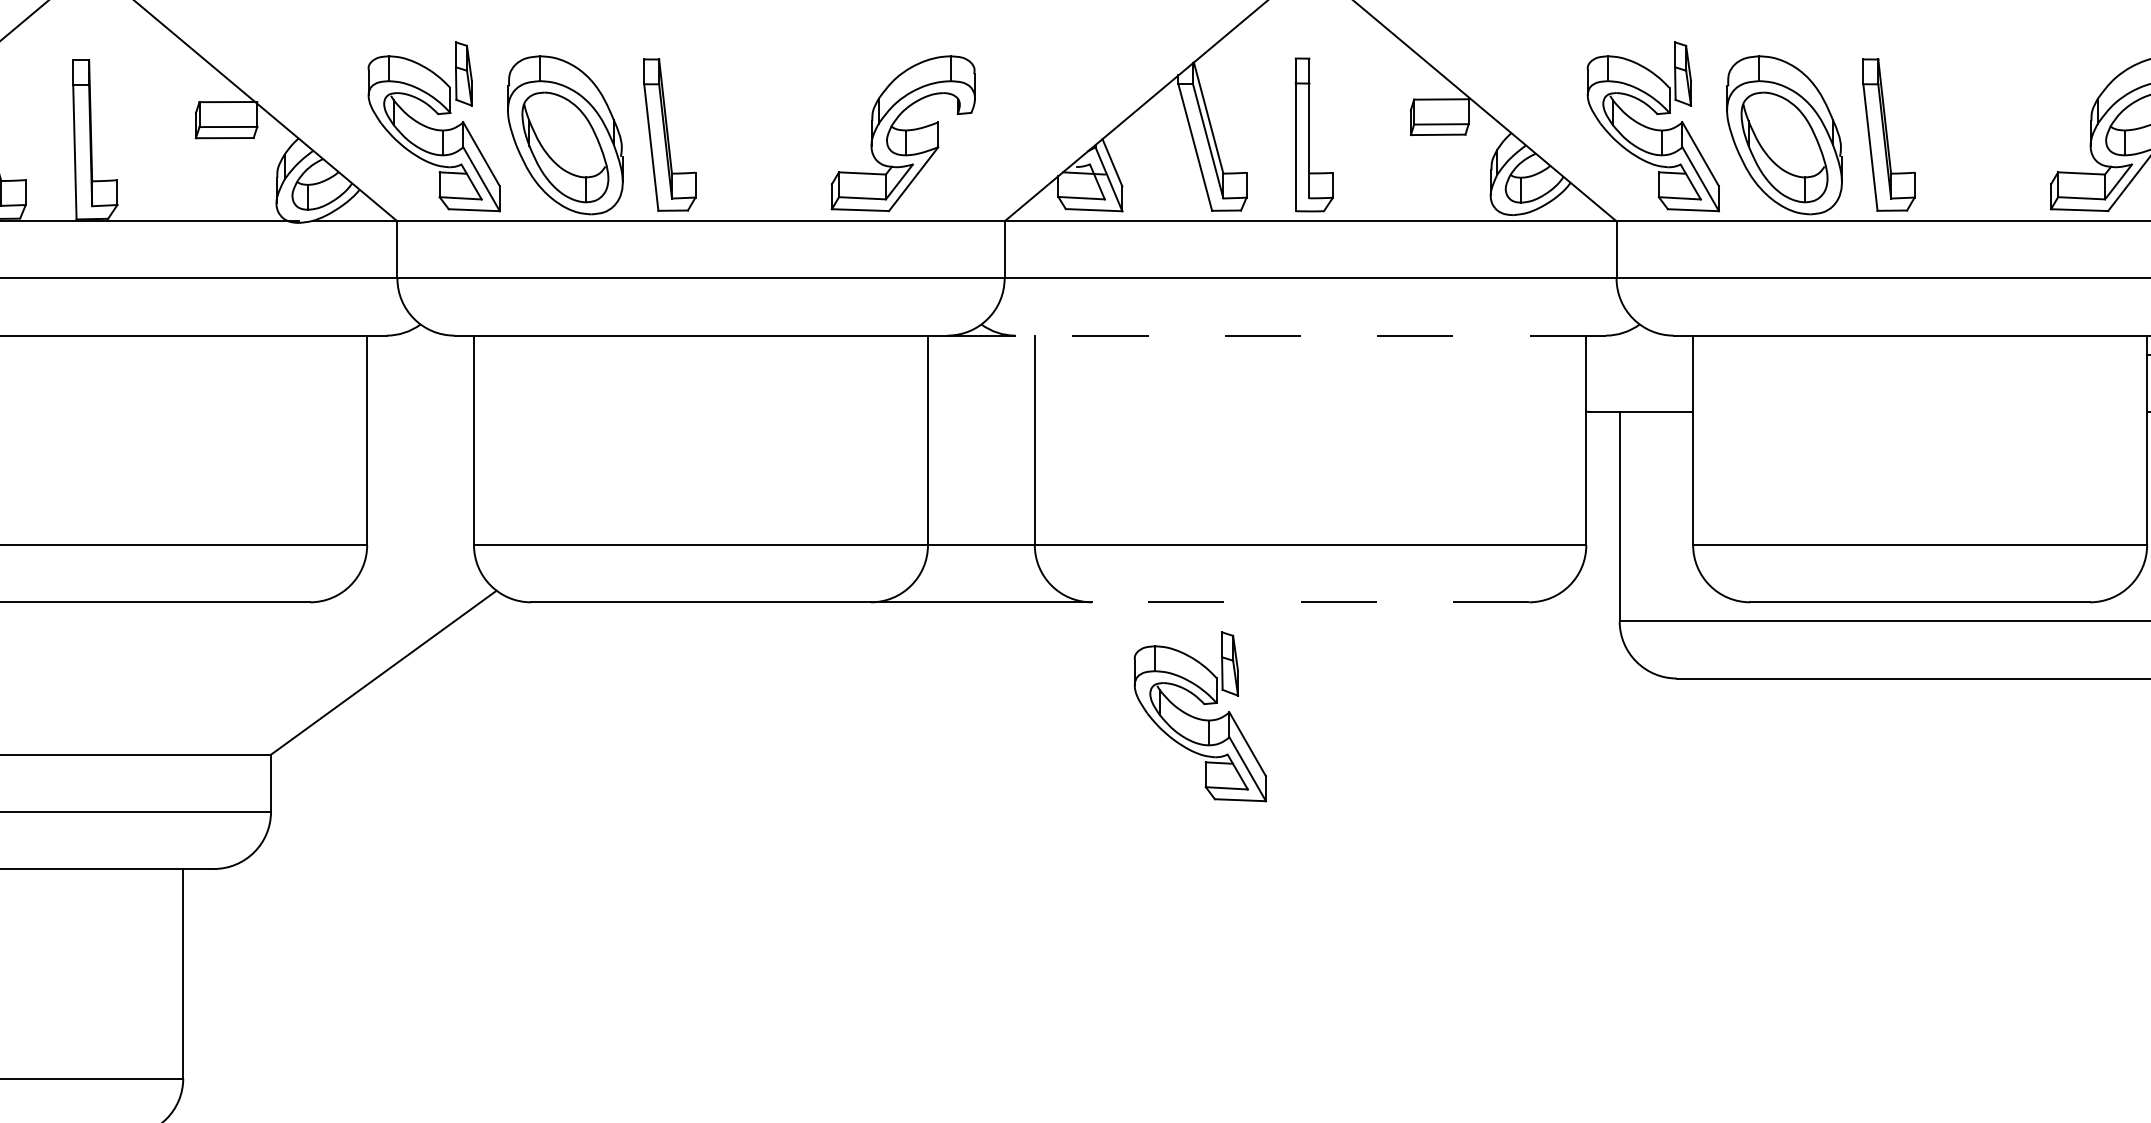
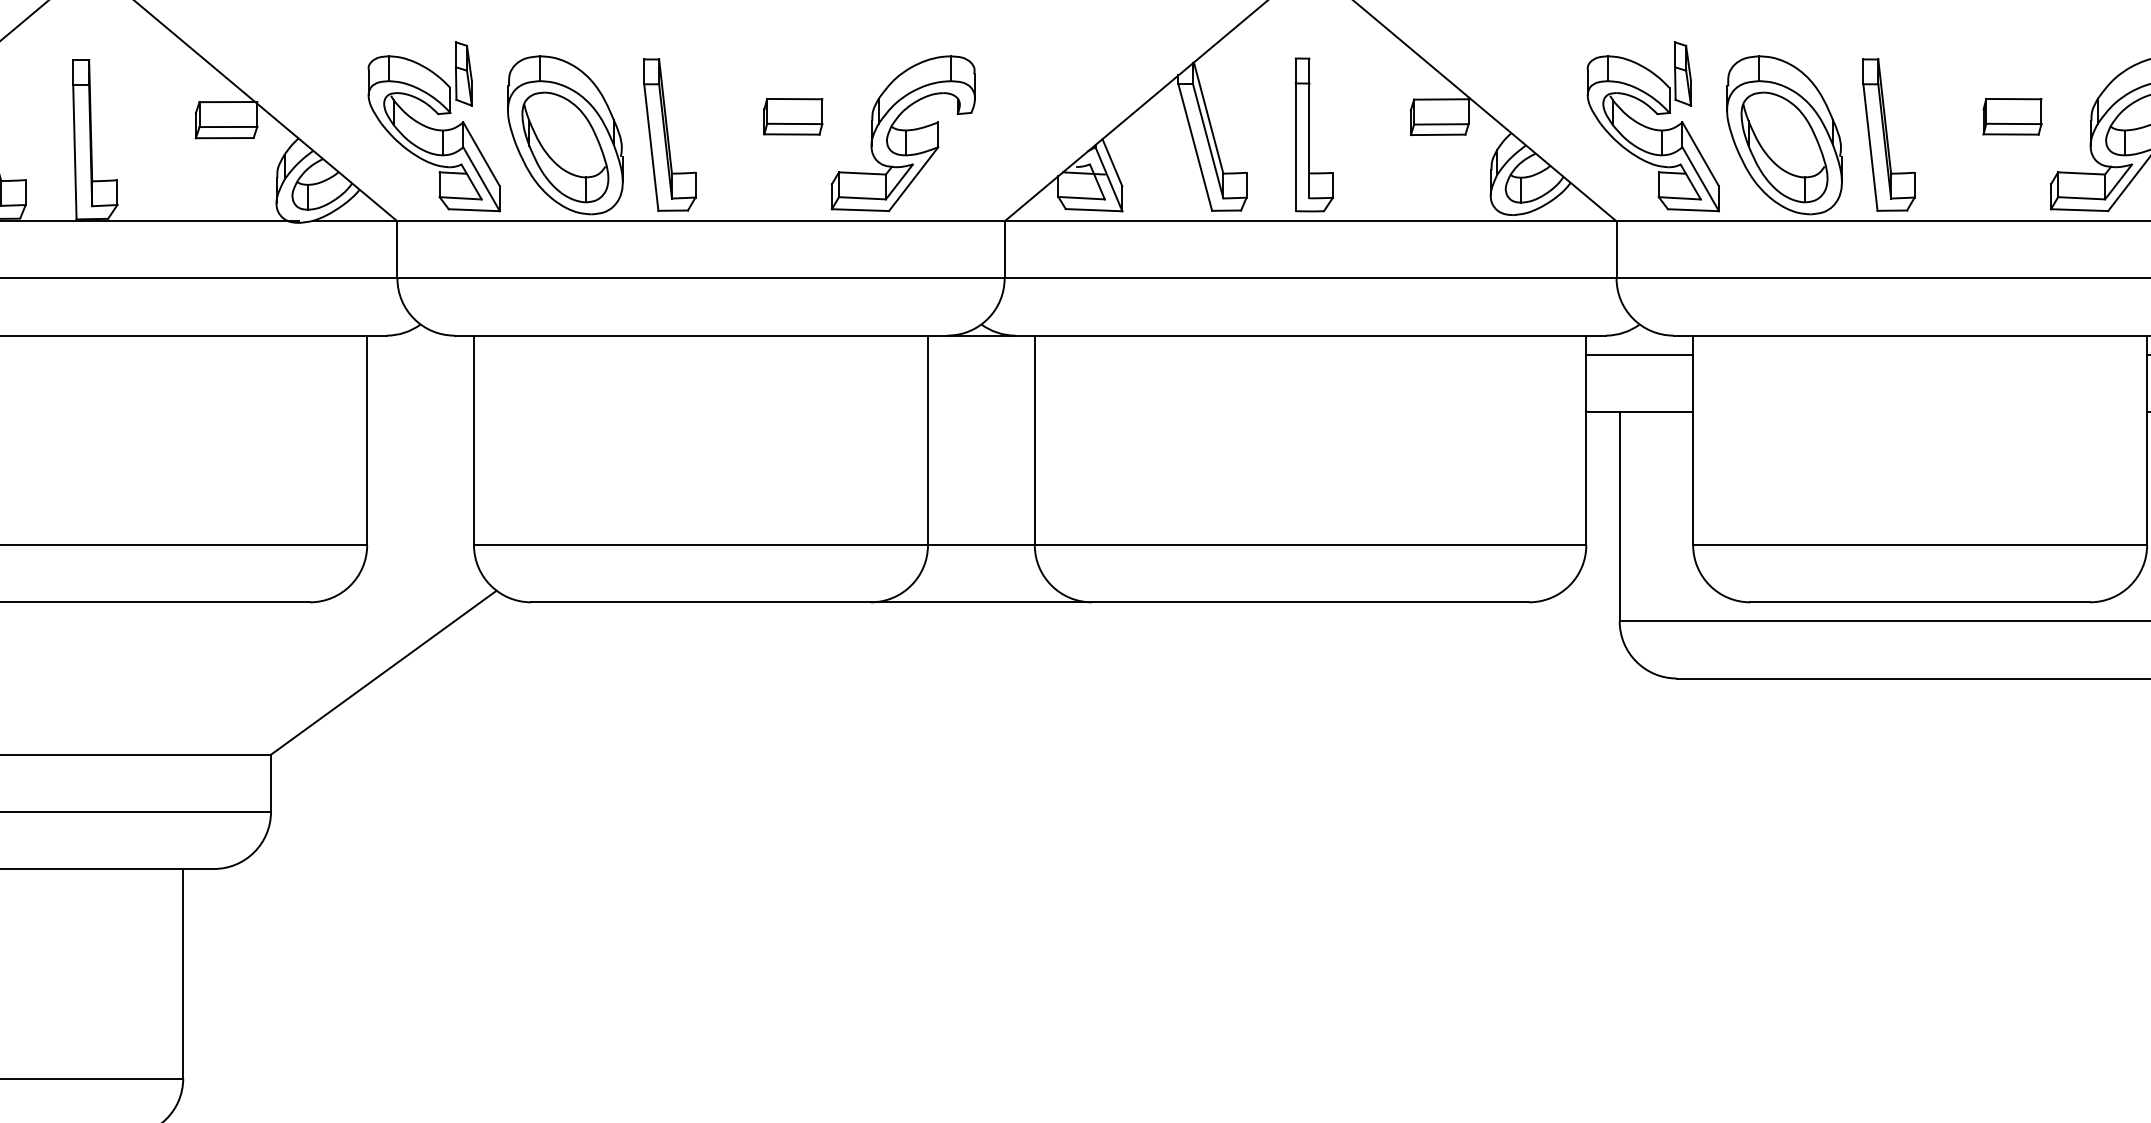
part: none -> present (793, 116)
part: none -> present (2012, 116)
line: dashed -> solid (1310, 335)
line: none -> present (1639, 354)
line: dashed -> solid (1310, 602)
part: present -> none (1199, 716)
